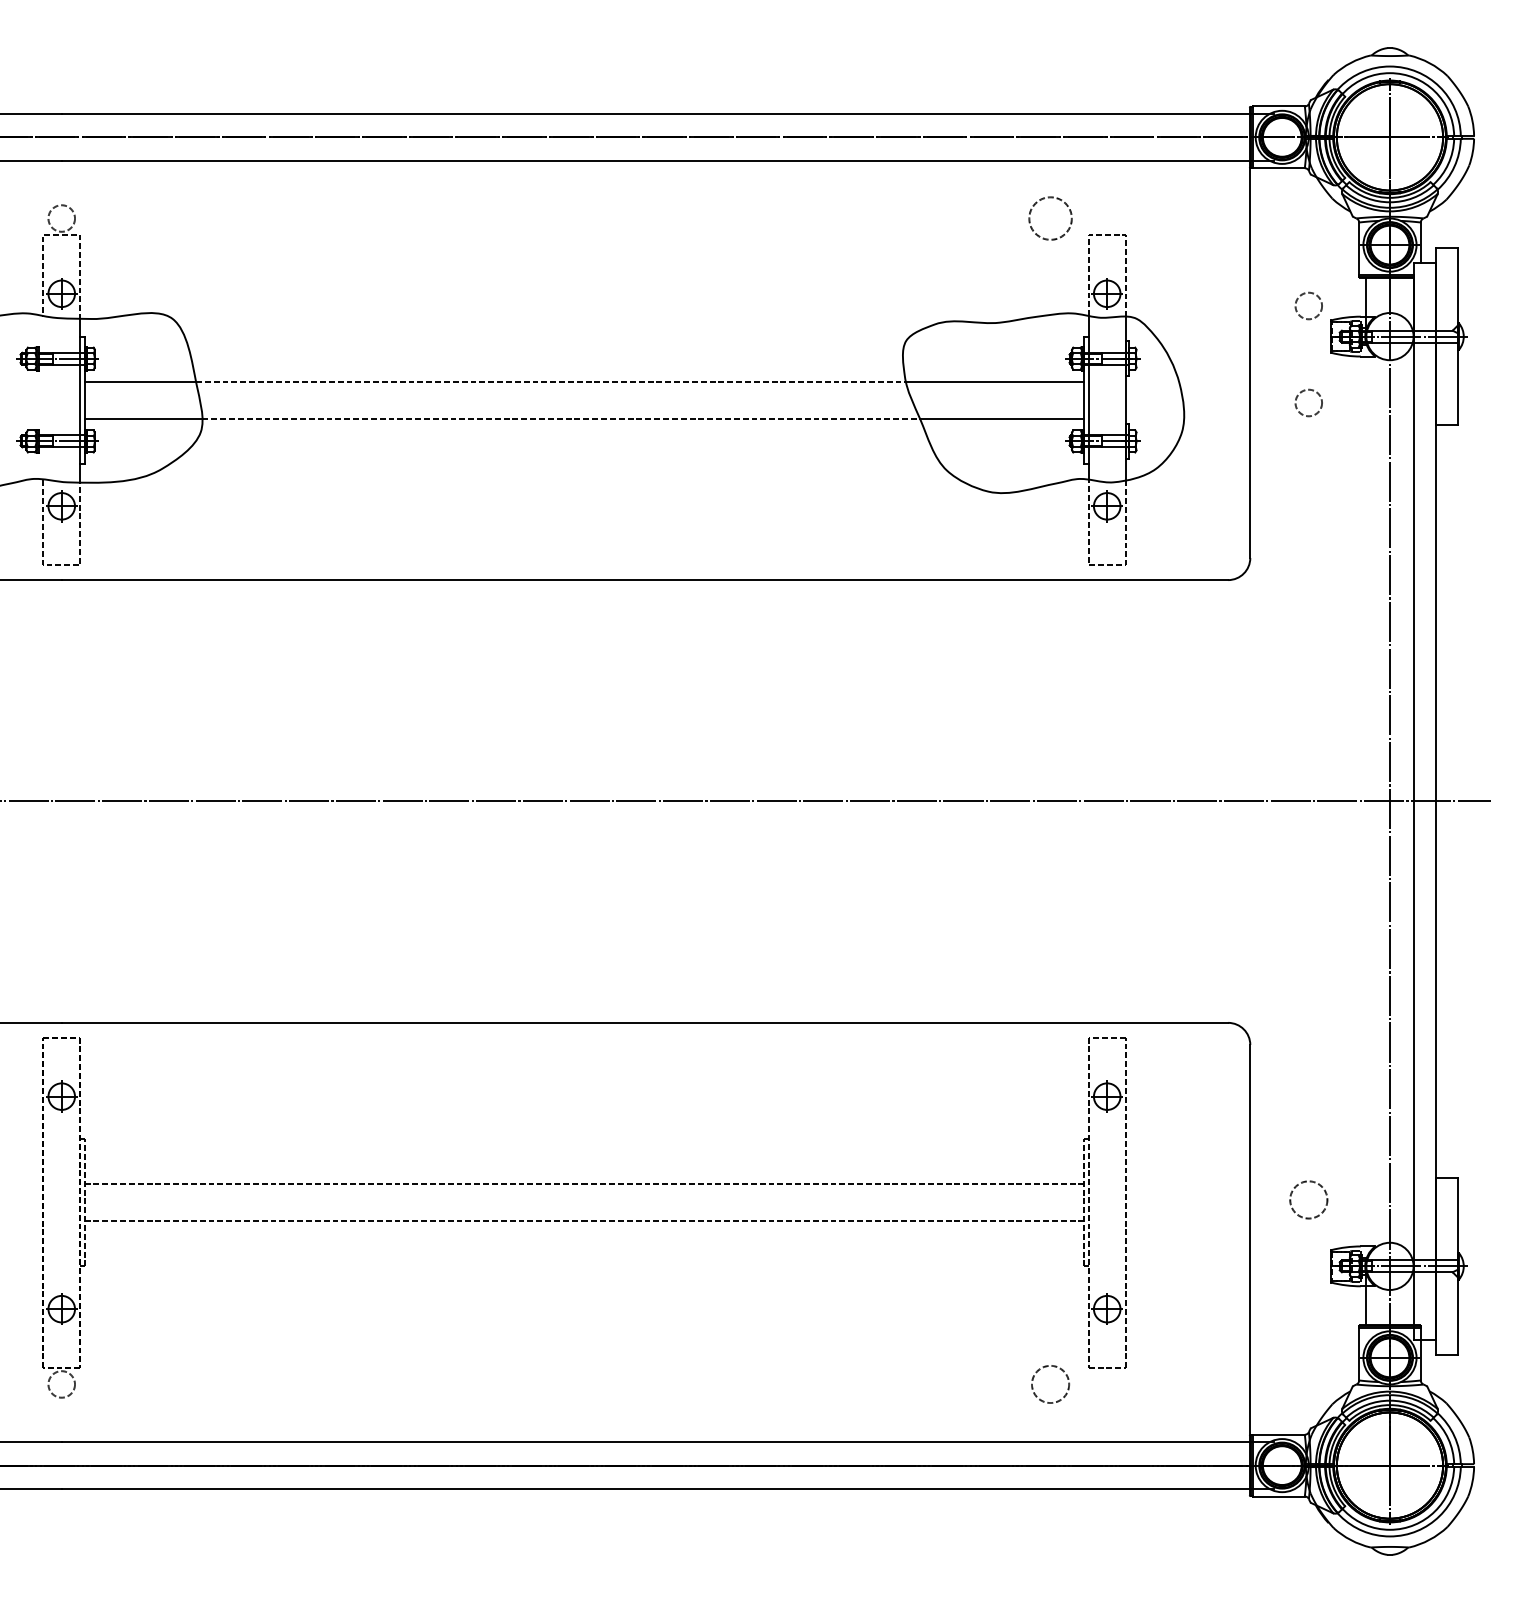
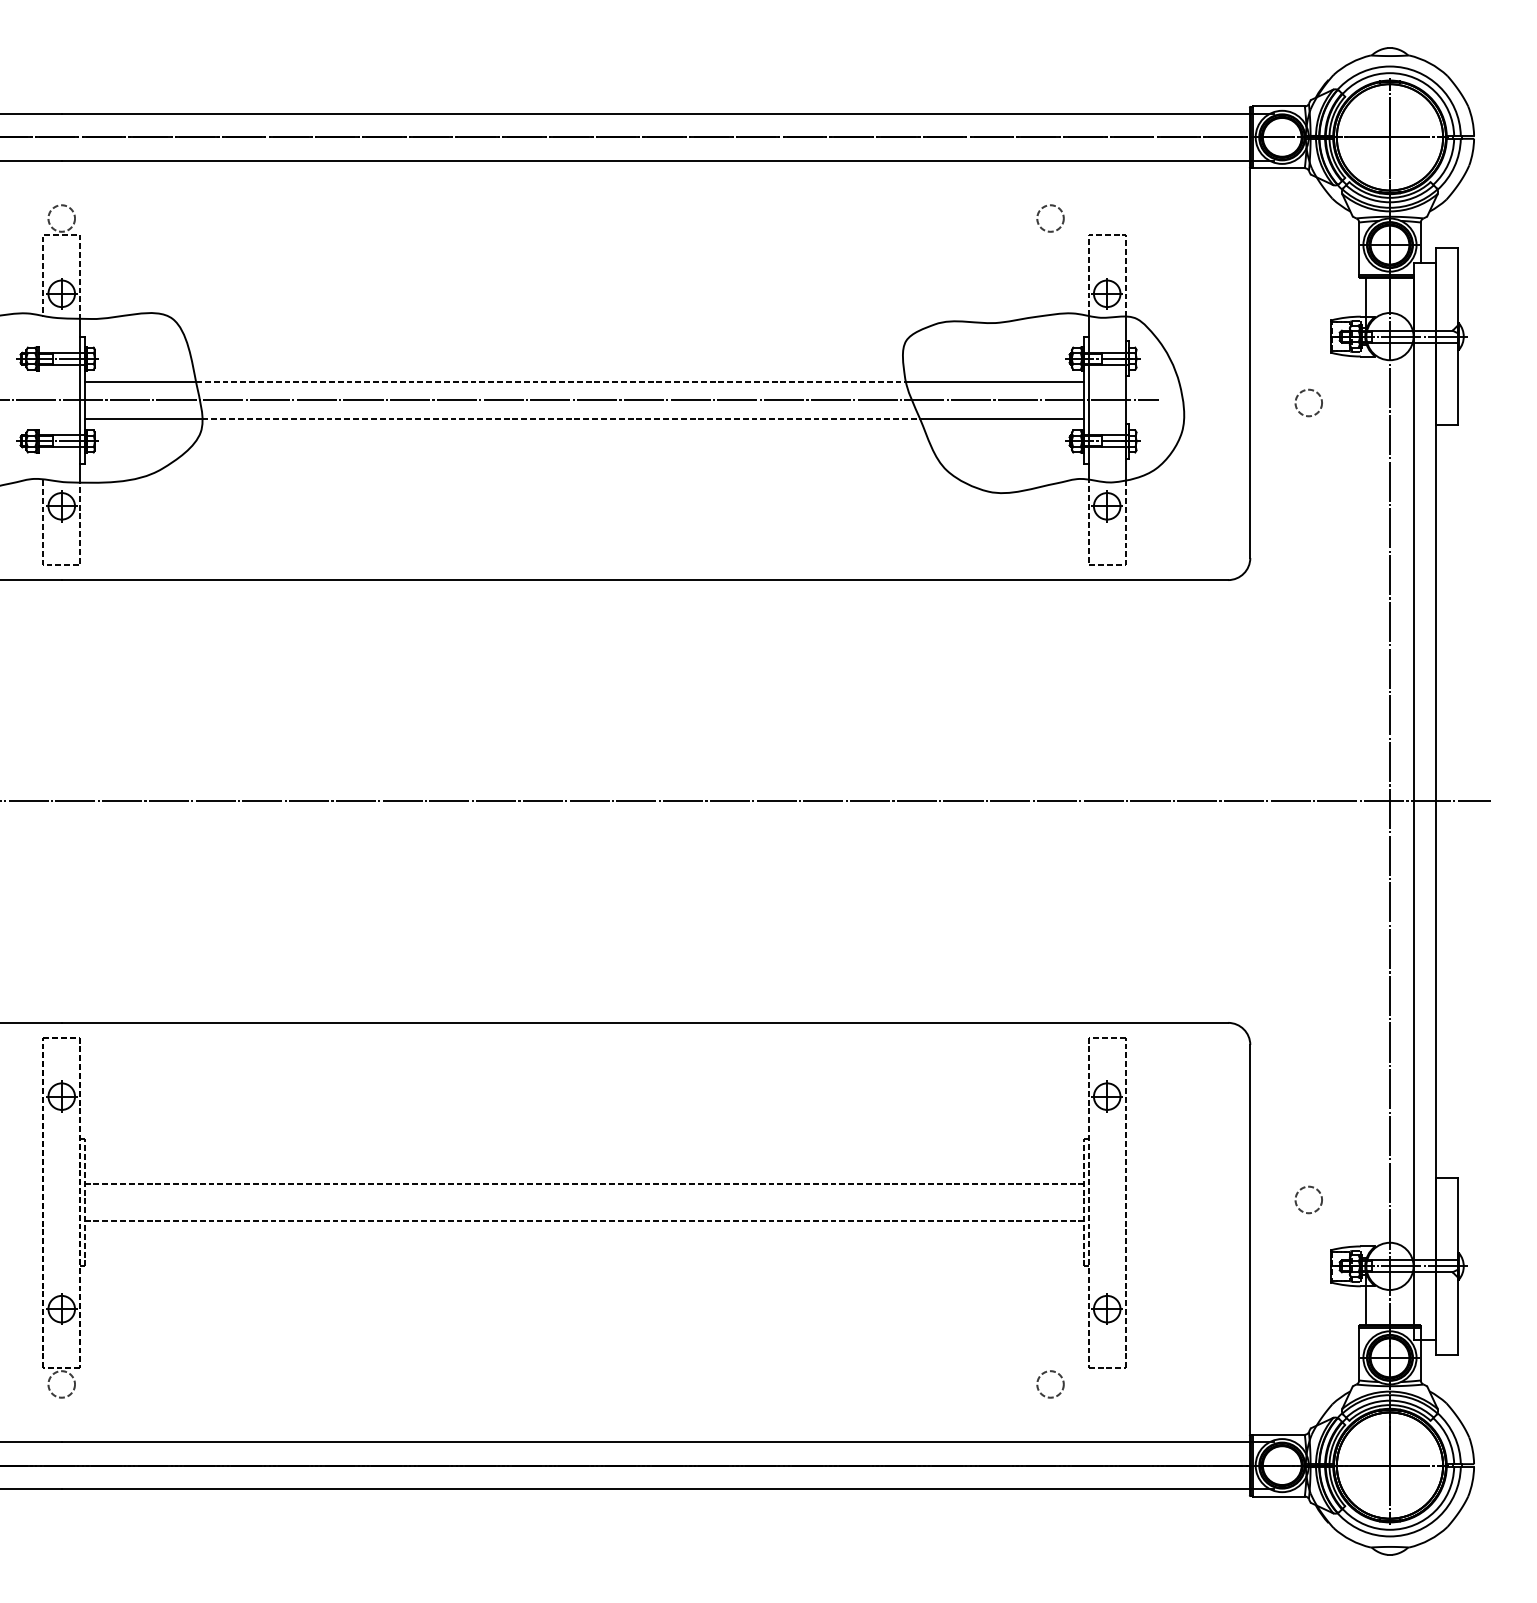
circle size: 45x45 px -> 29x29 px (1050, 218)
circle: present -> none (1308, 305)
line: none -> present (580, 400)
circle diameter: 37 px -> 27 px (1308, 1199)
circle size: 40x39 px -> 29x29 px (1050, 1384)
